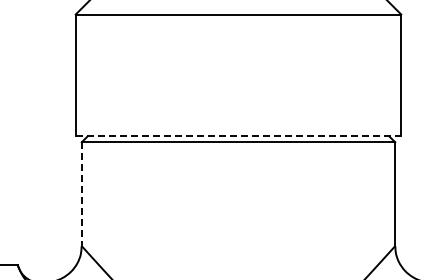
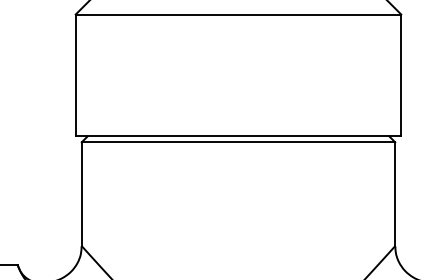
line: dashed -> solid (238, 136)
line: dashed -> solid (81, 194)
